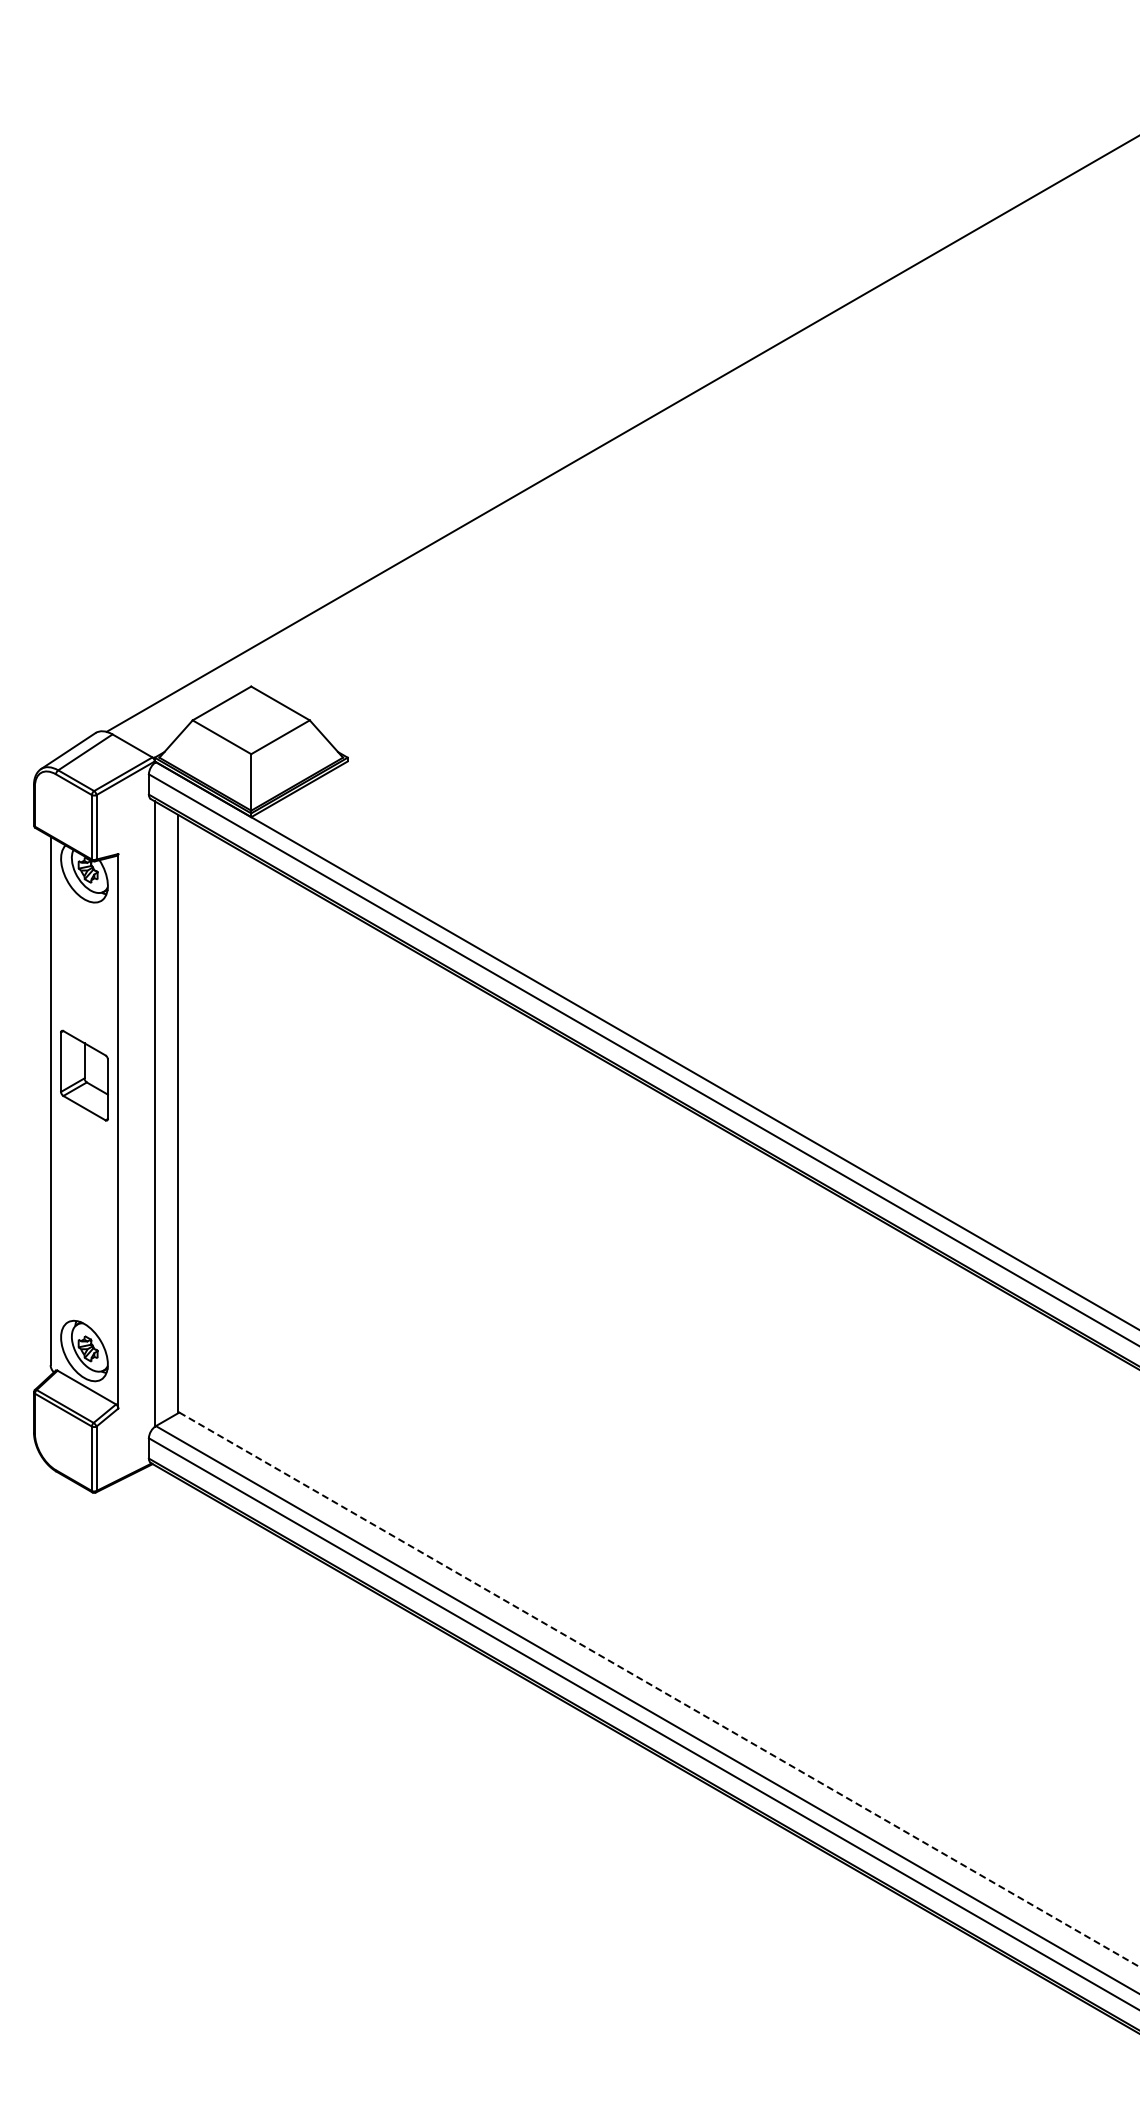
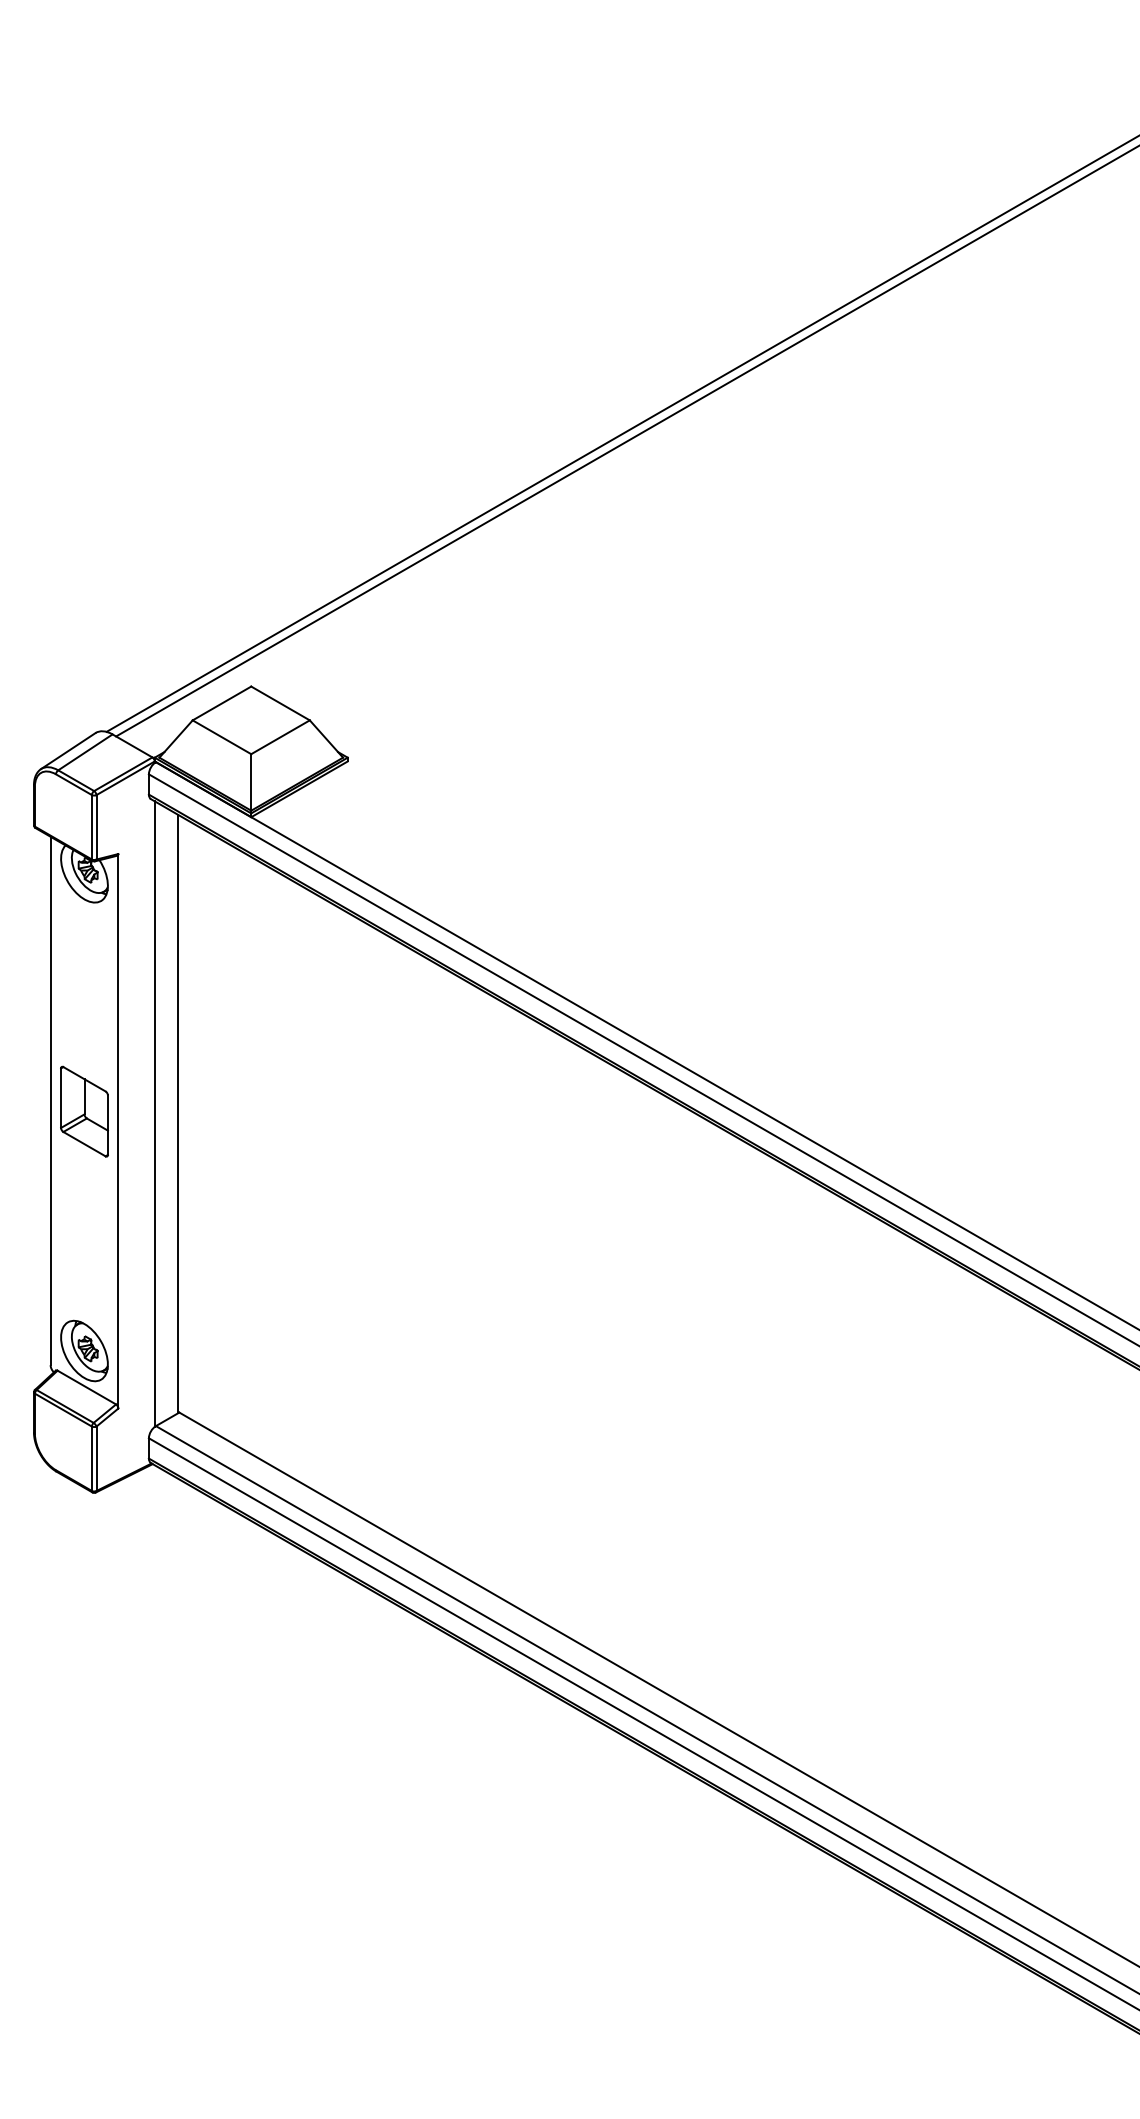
line: none -> present (626, 441)
part position: (84, 1075) -> (84, 1111) (84, 1111)
line: dashed -> solid (659, 1689)
